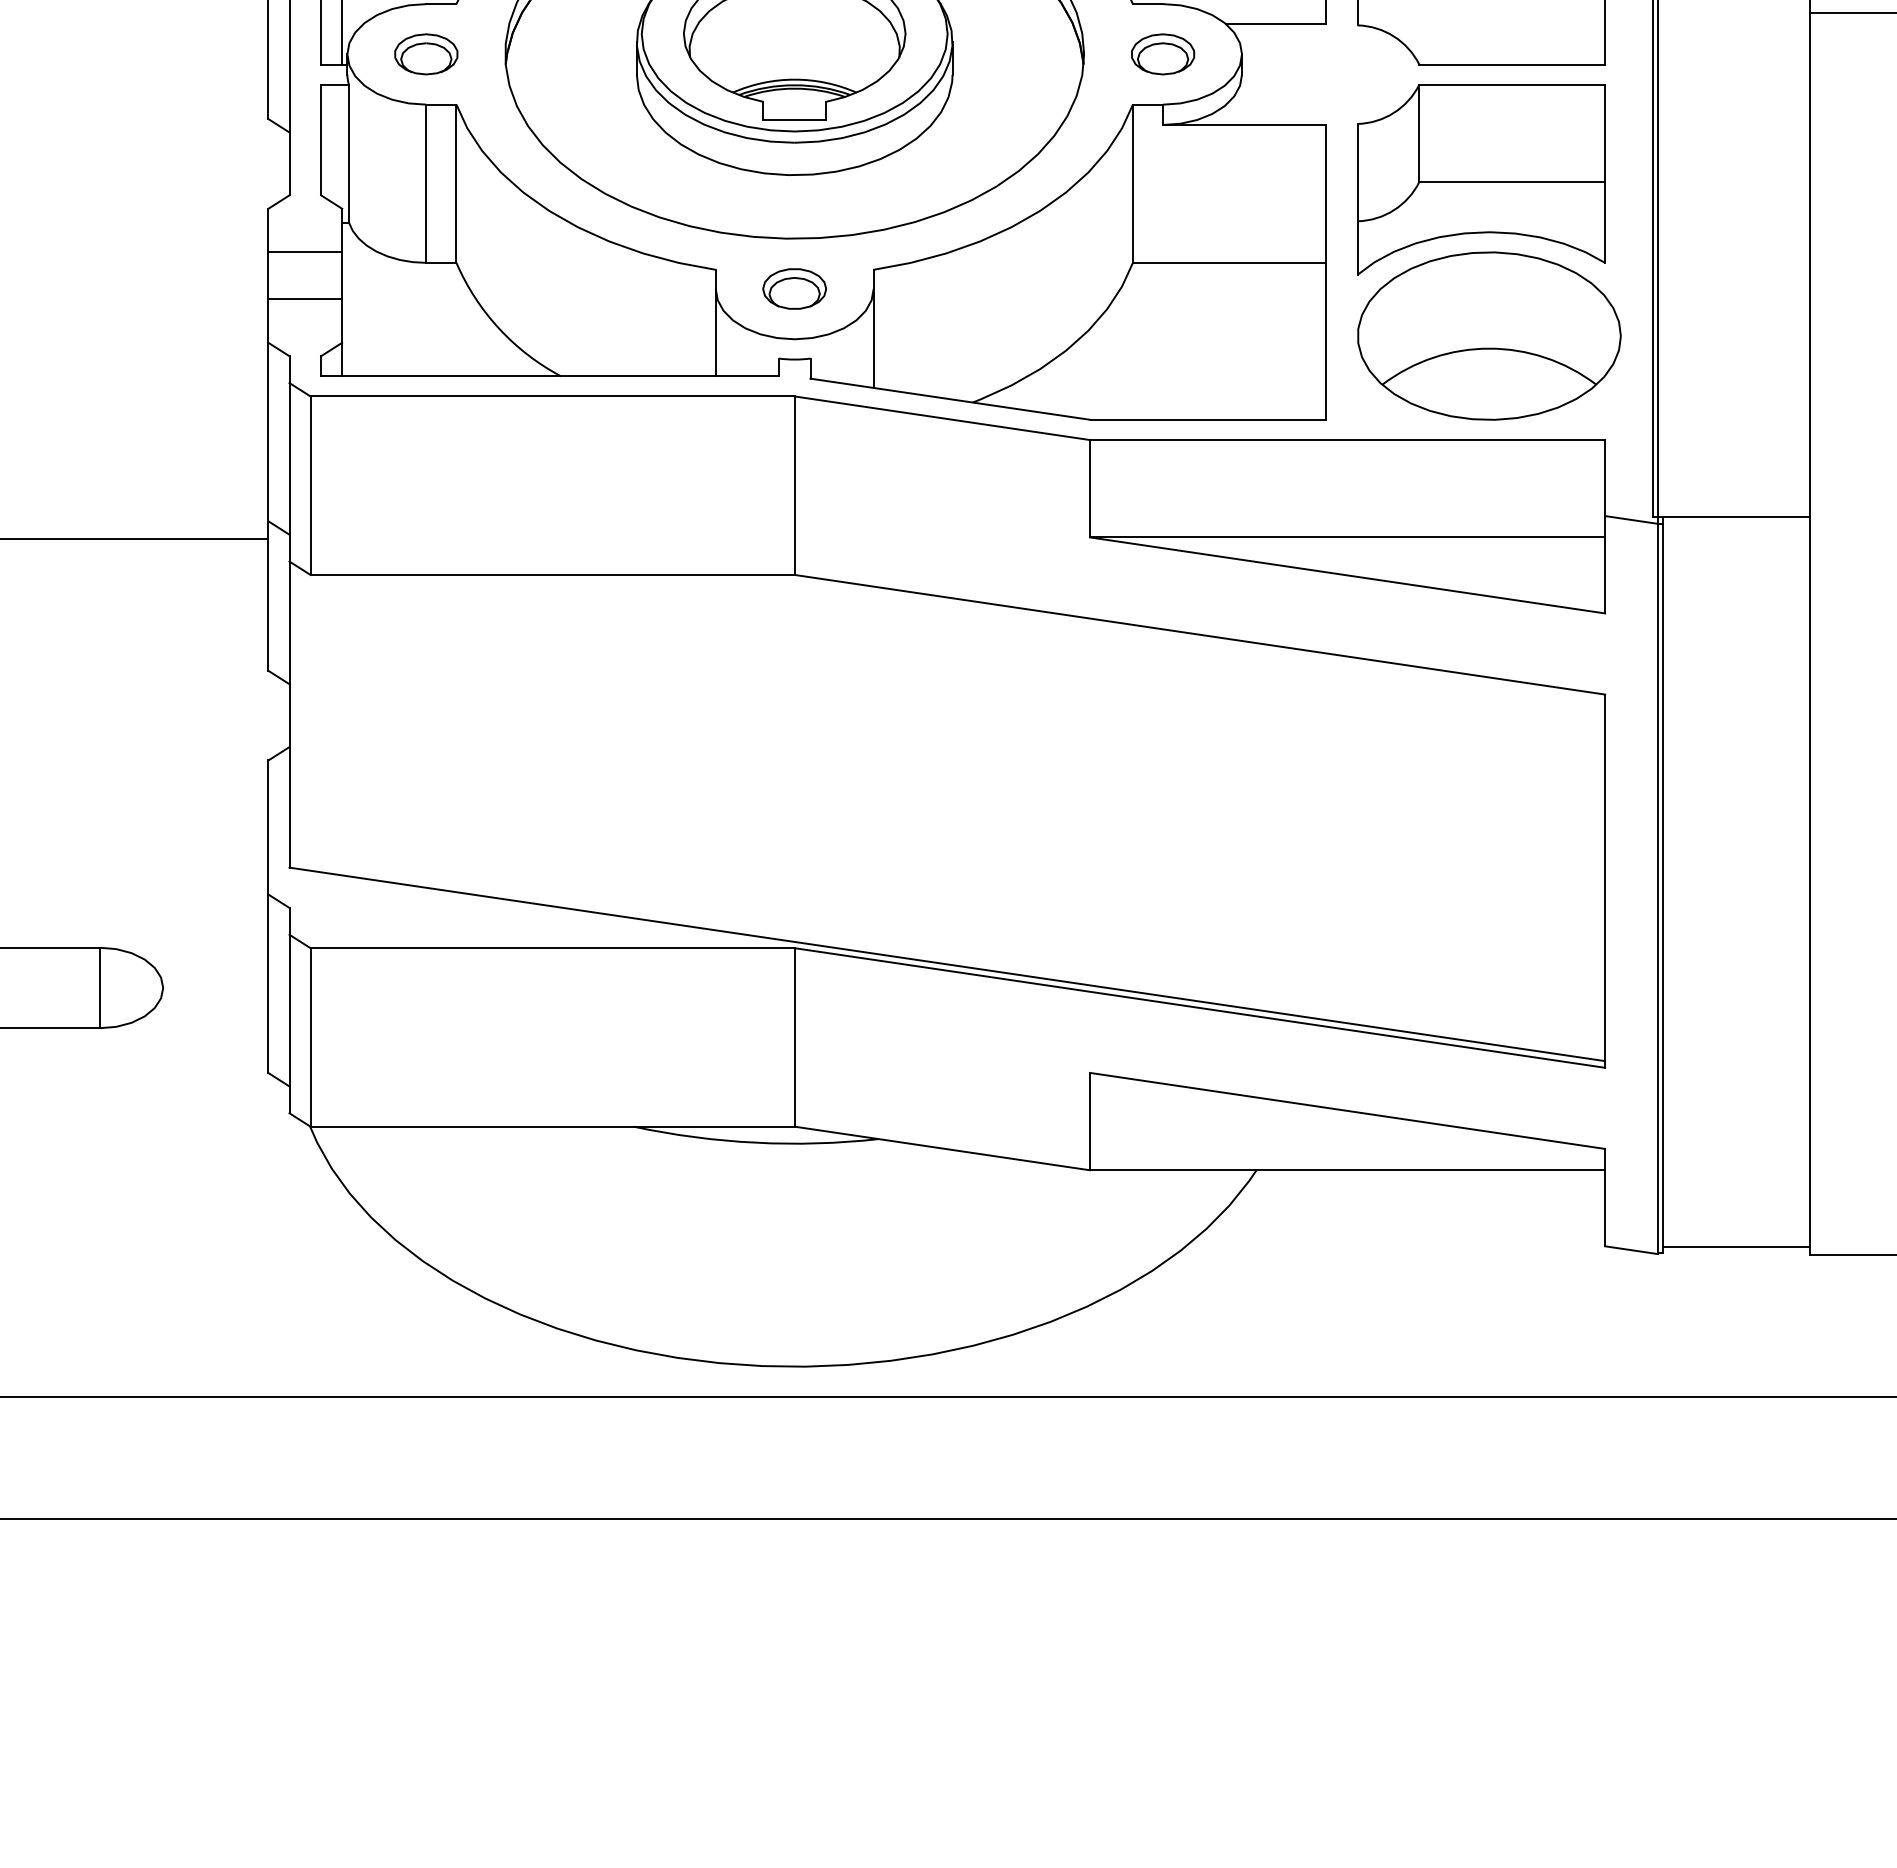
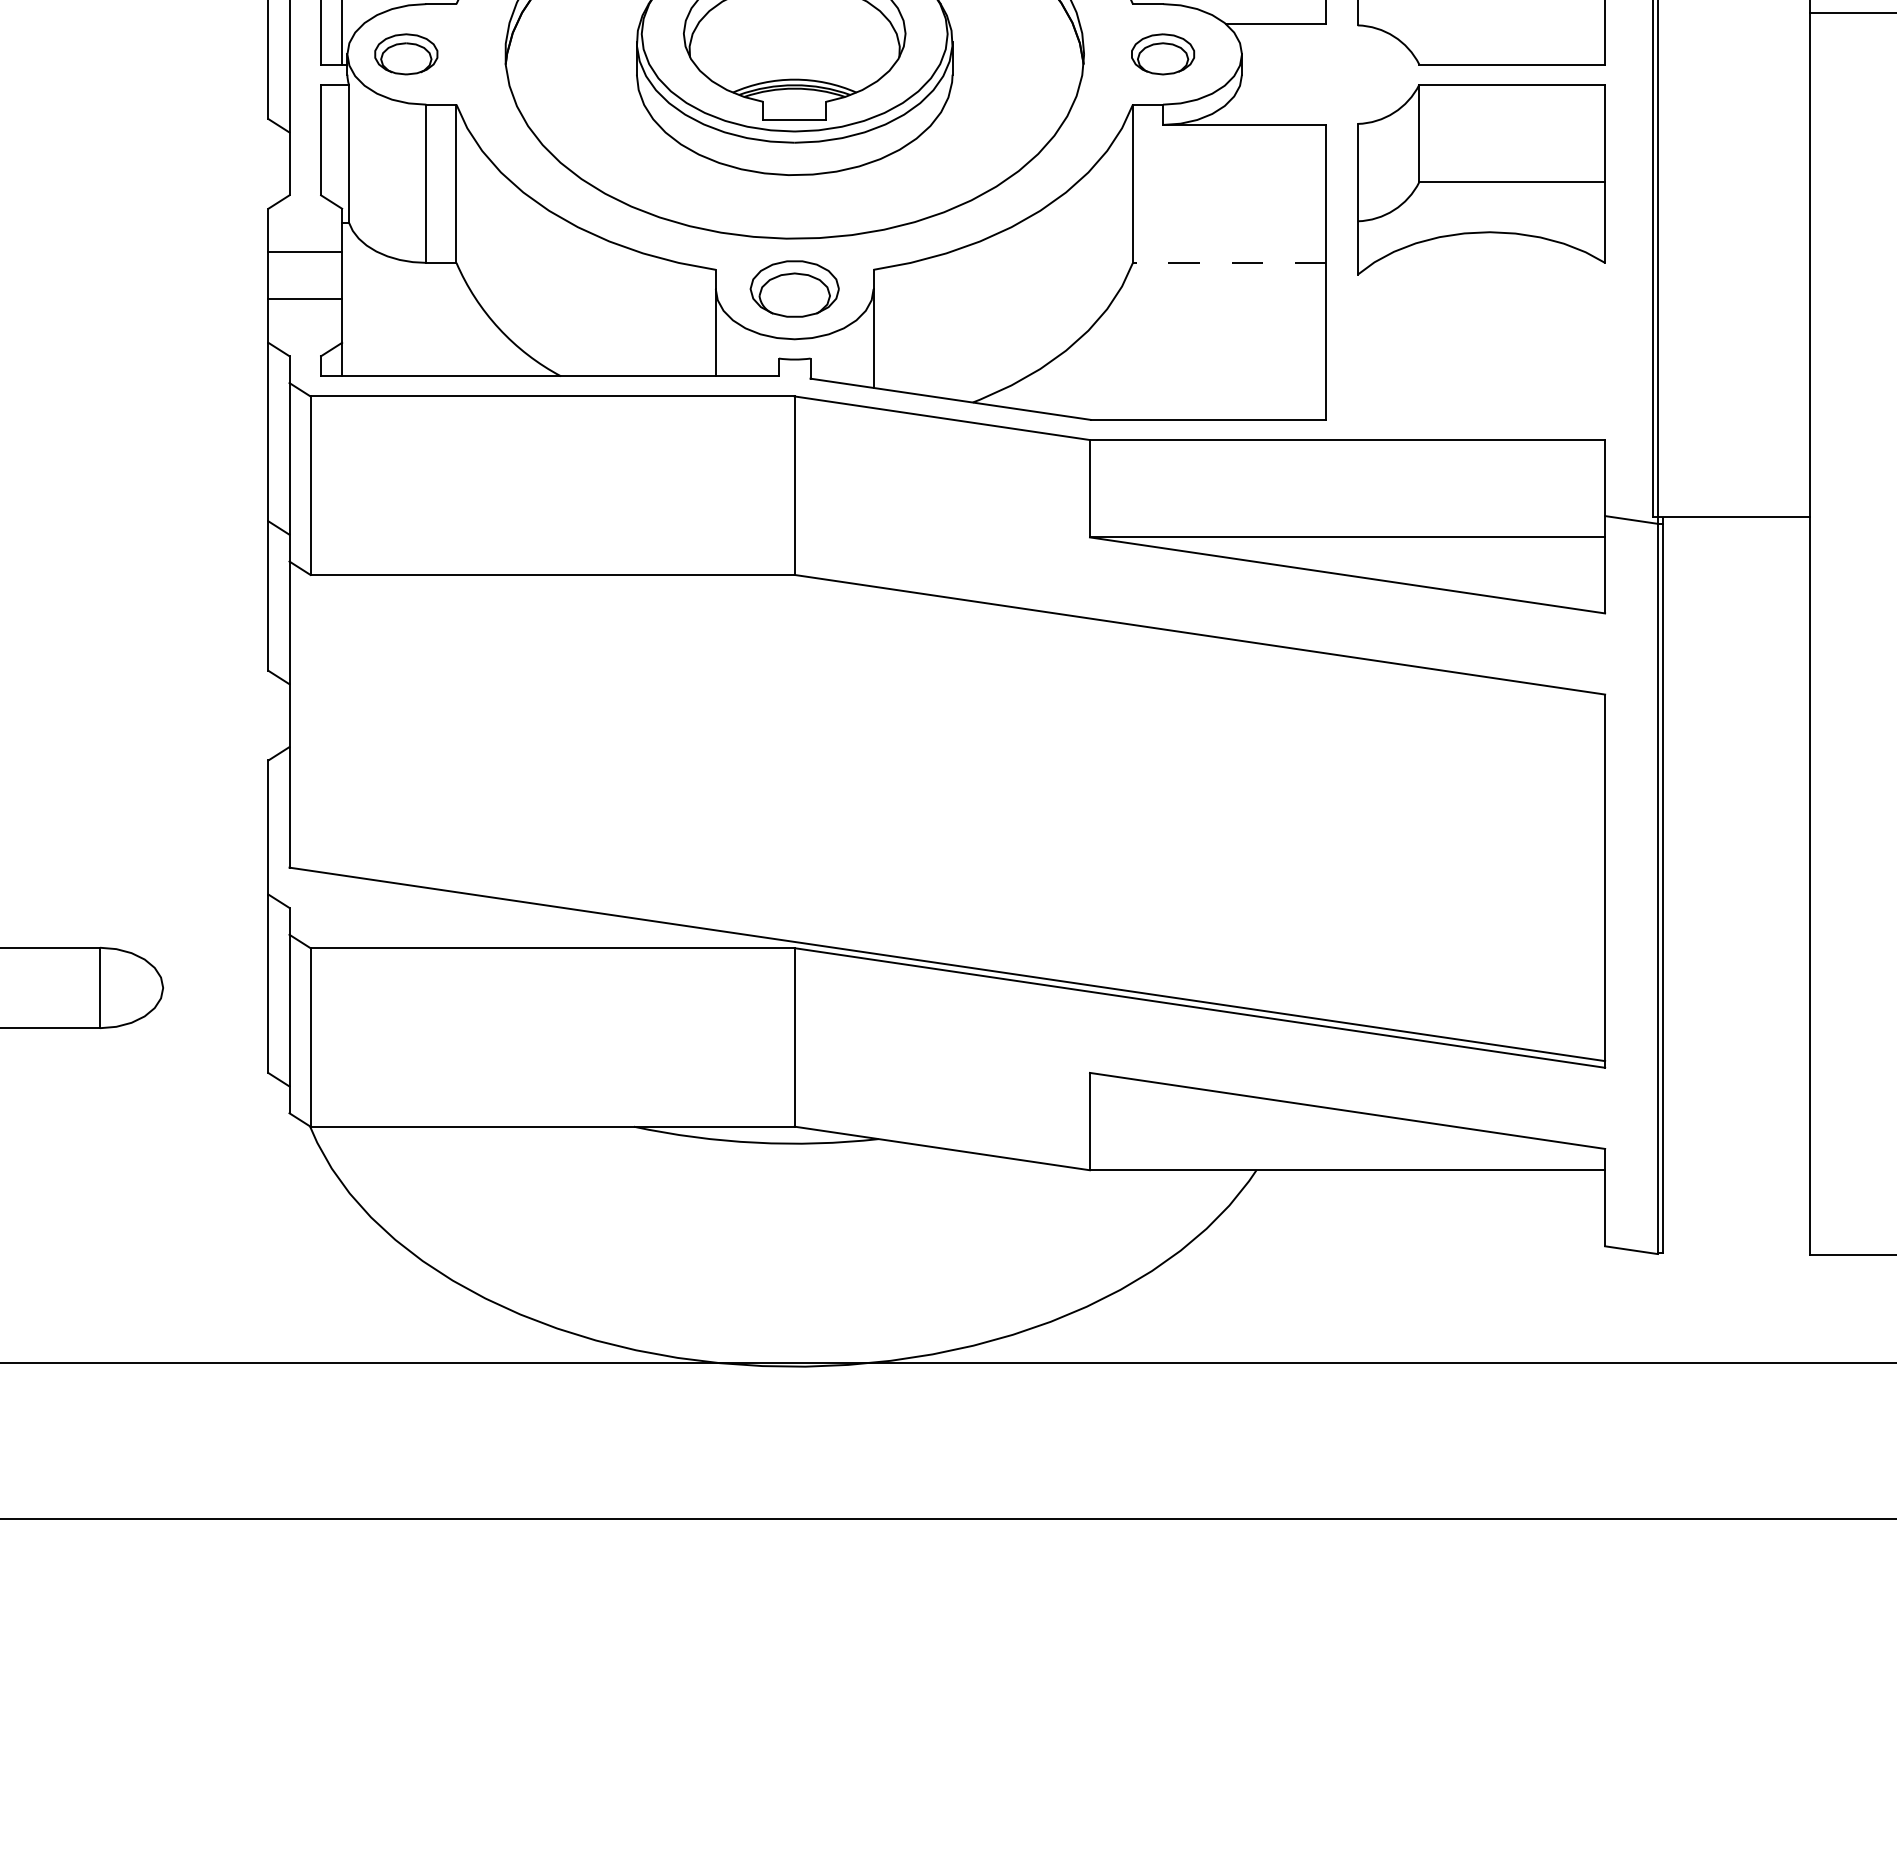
part position: (426, 54) -> (406, 54) (406, 54)
line: solid -> dashed (1229, 262)
part size: 65x42 px -> 91x58 px (794, 288)
part: present -> none (1489, 335)
line: present -> none (135, 538)
line: present -> none (1736, 1247)
line position: (947, 1396) -> (947, 1362) (947, 1362)
